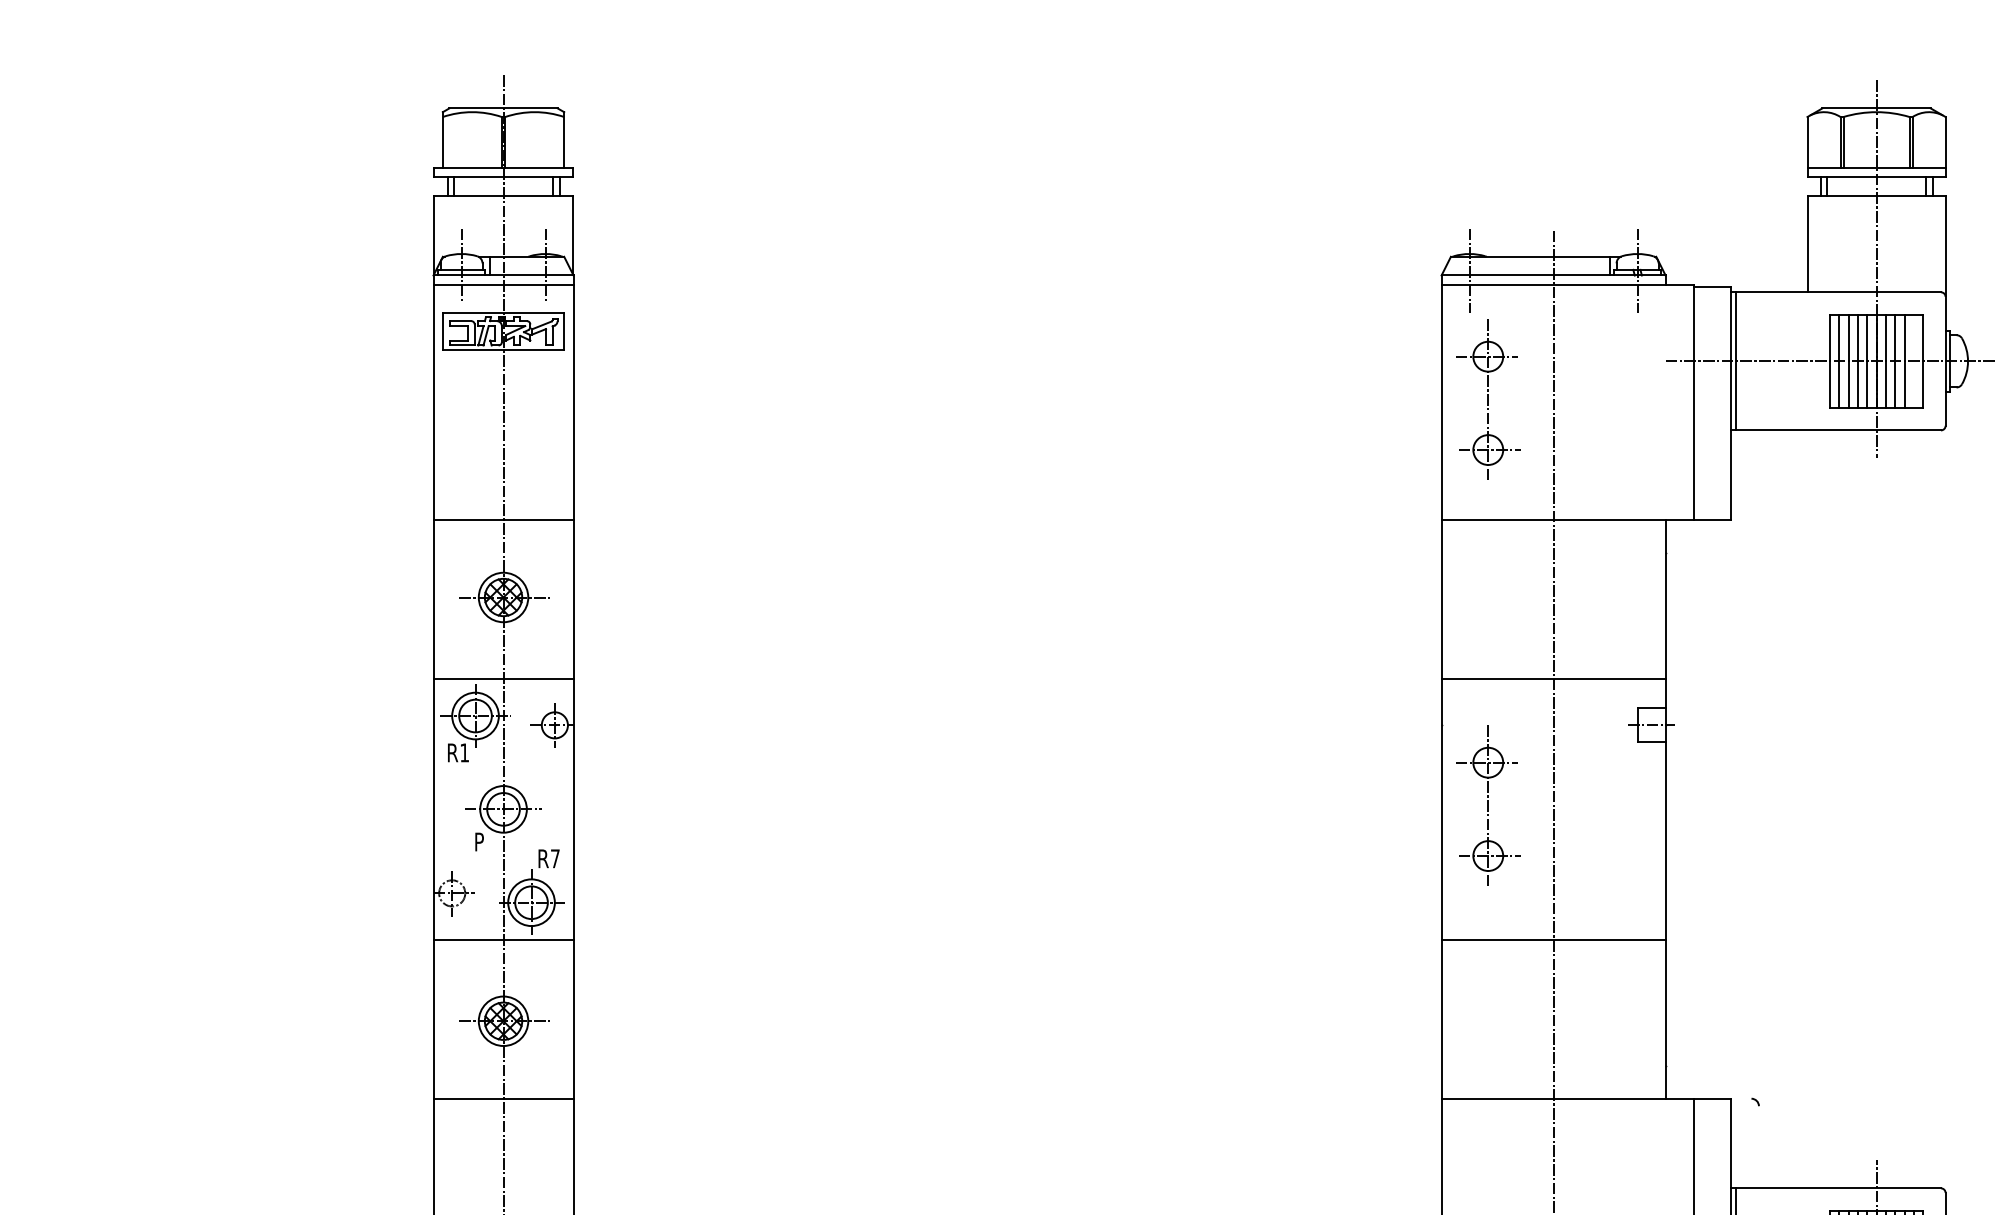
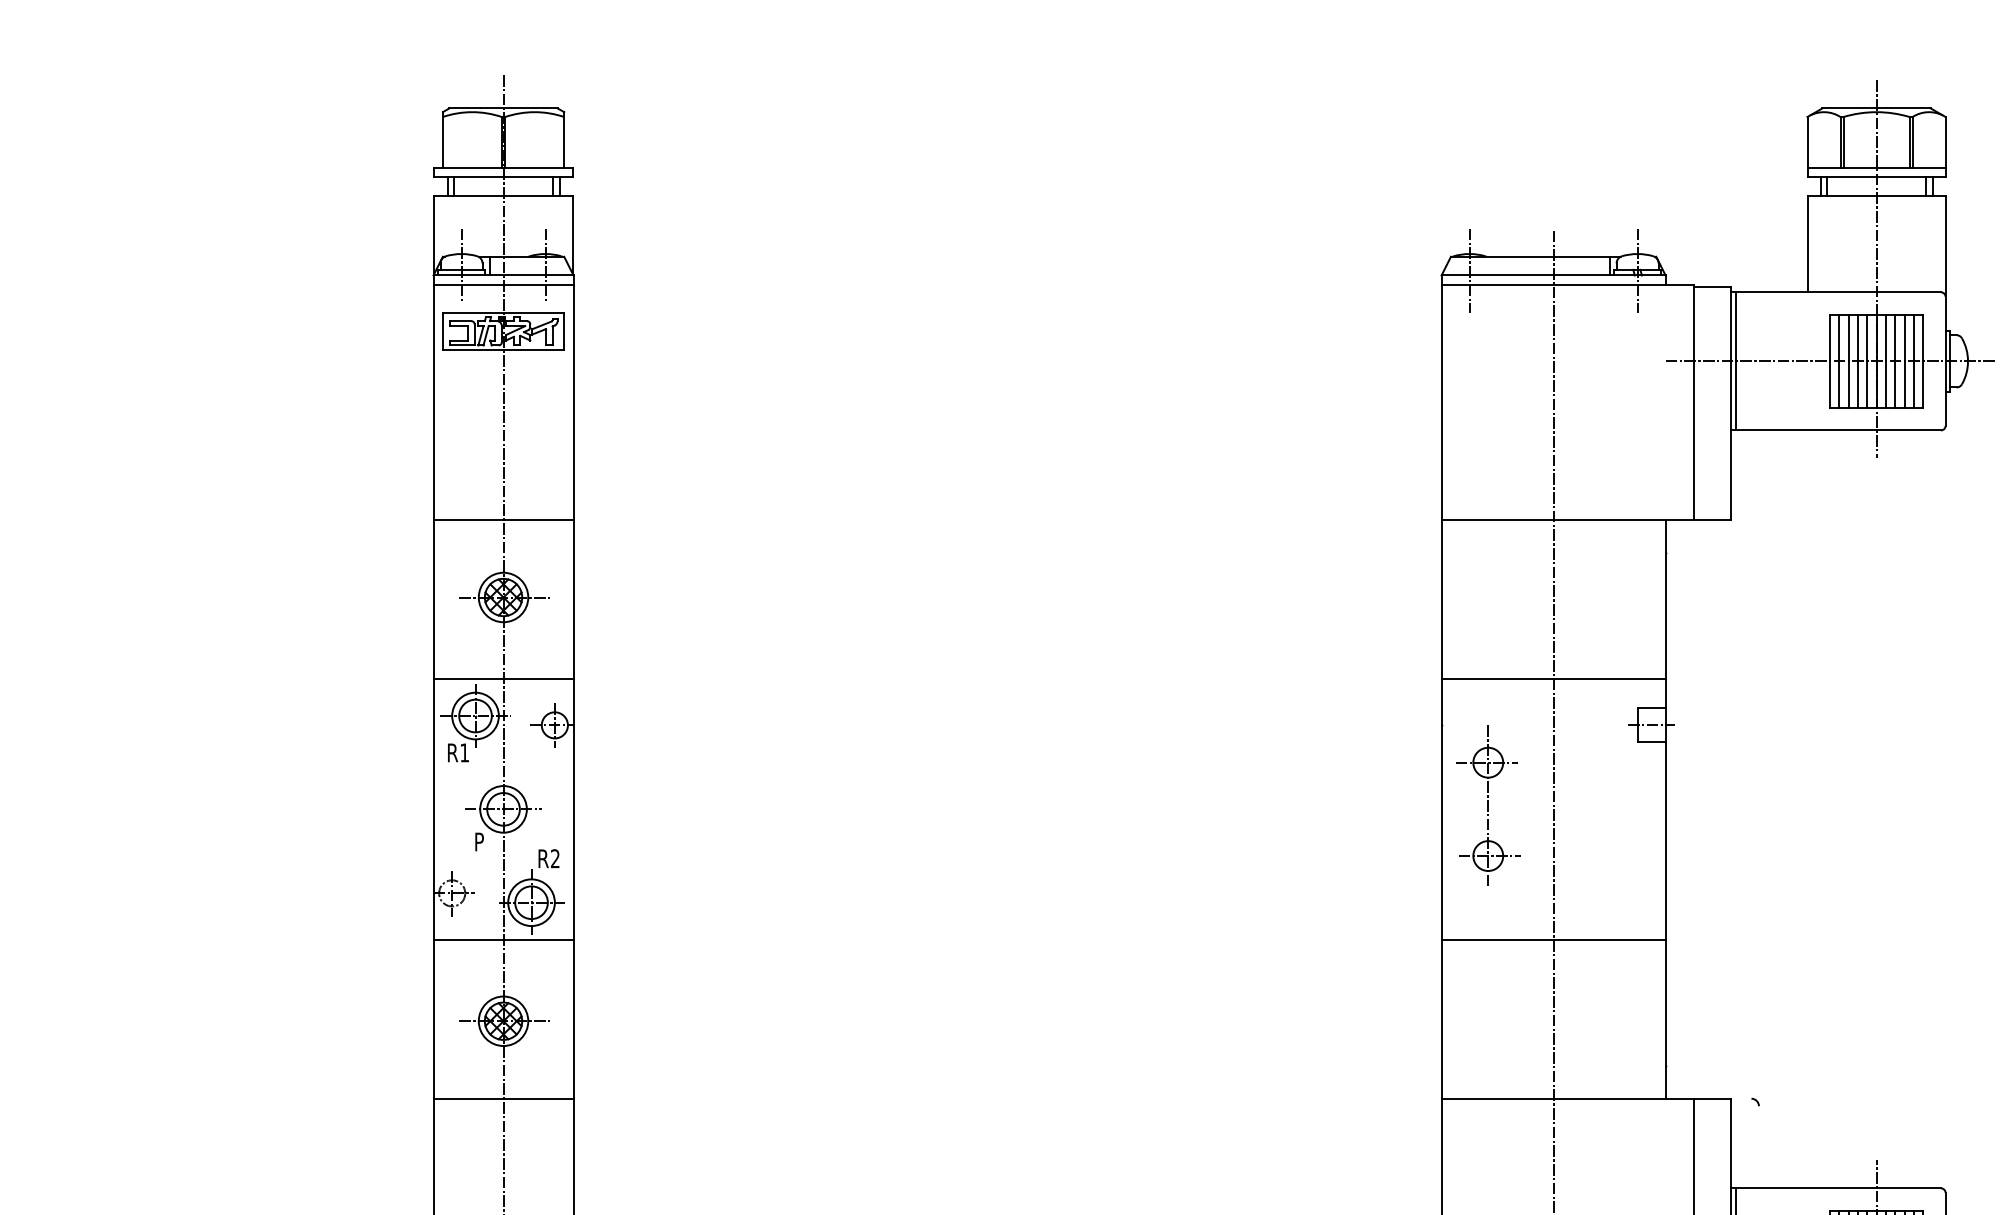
line: none -> present (1913, 361)
part: present -> none (1488, 399)
text: R7 -> R2 (555, 858)
